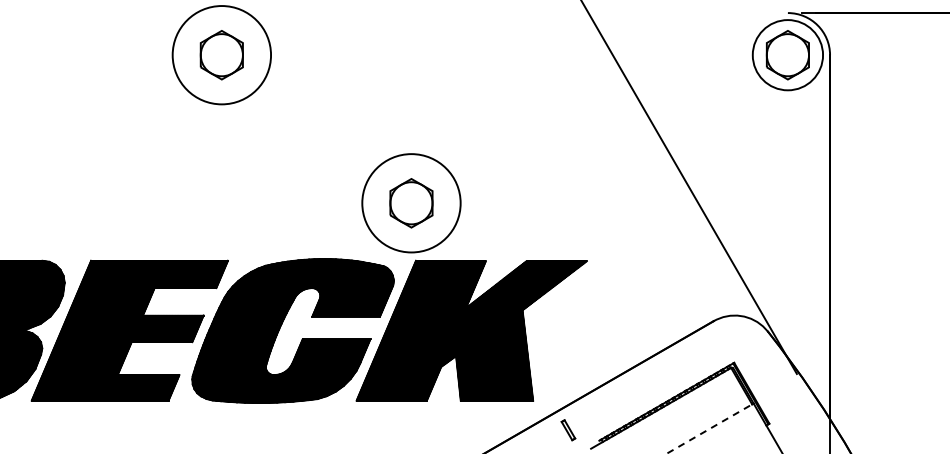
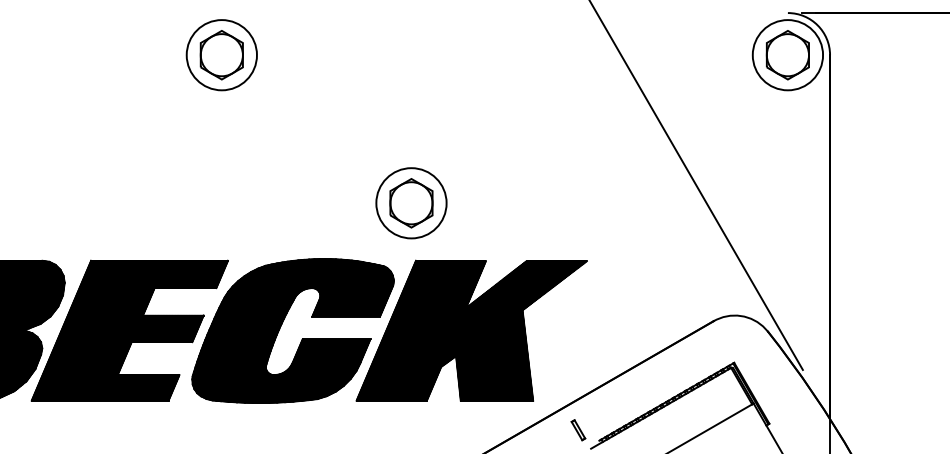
circle diameter: 98 px -> 70 px (221, 55)
line position: (689, 187) -> (696, 185) (696, 185)
circle diameter: 98 px -> 70 px (411, 203)
line: dashed -> solid (709, 428)
part position: (568, 430) -> (578, 430) (578, 430)
